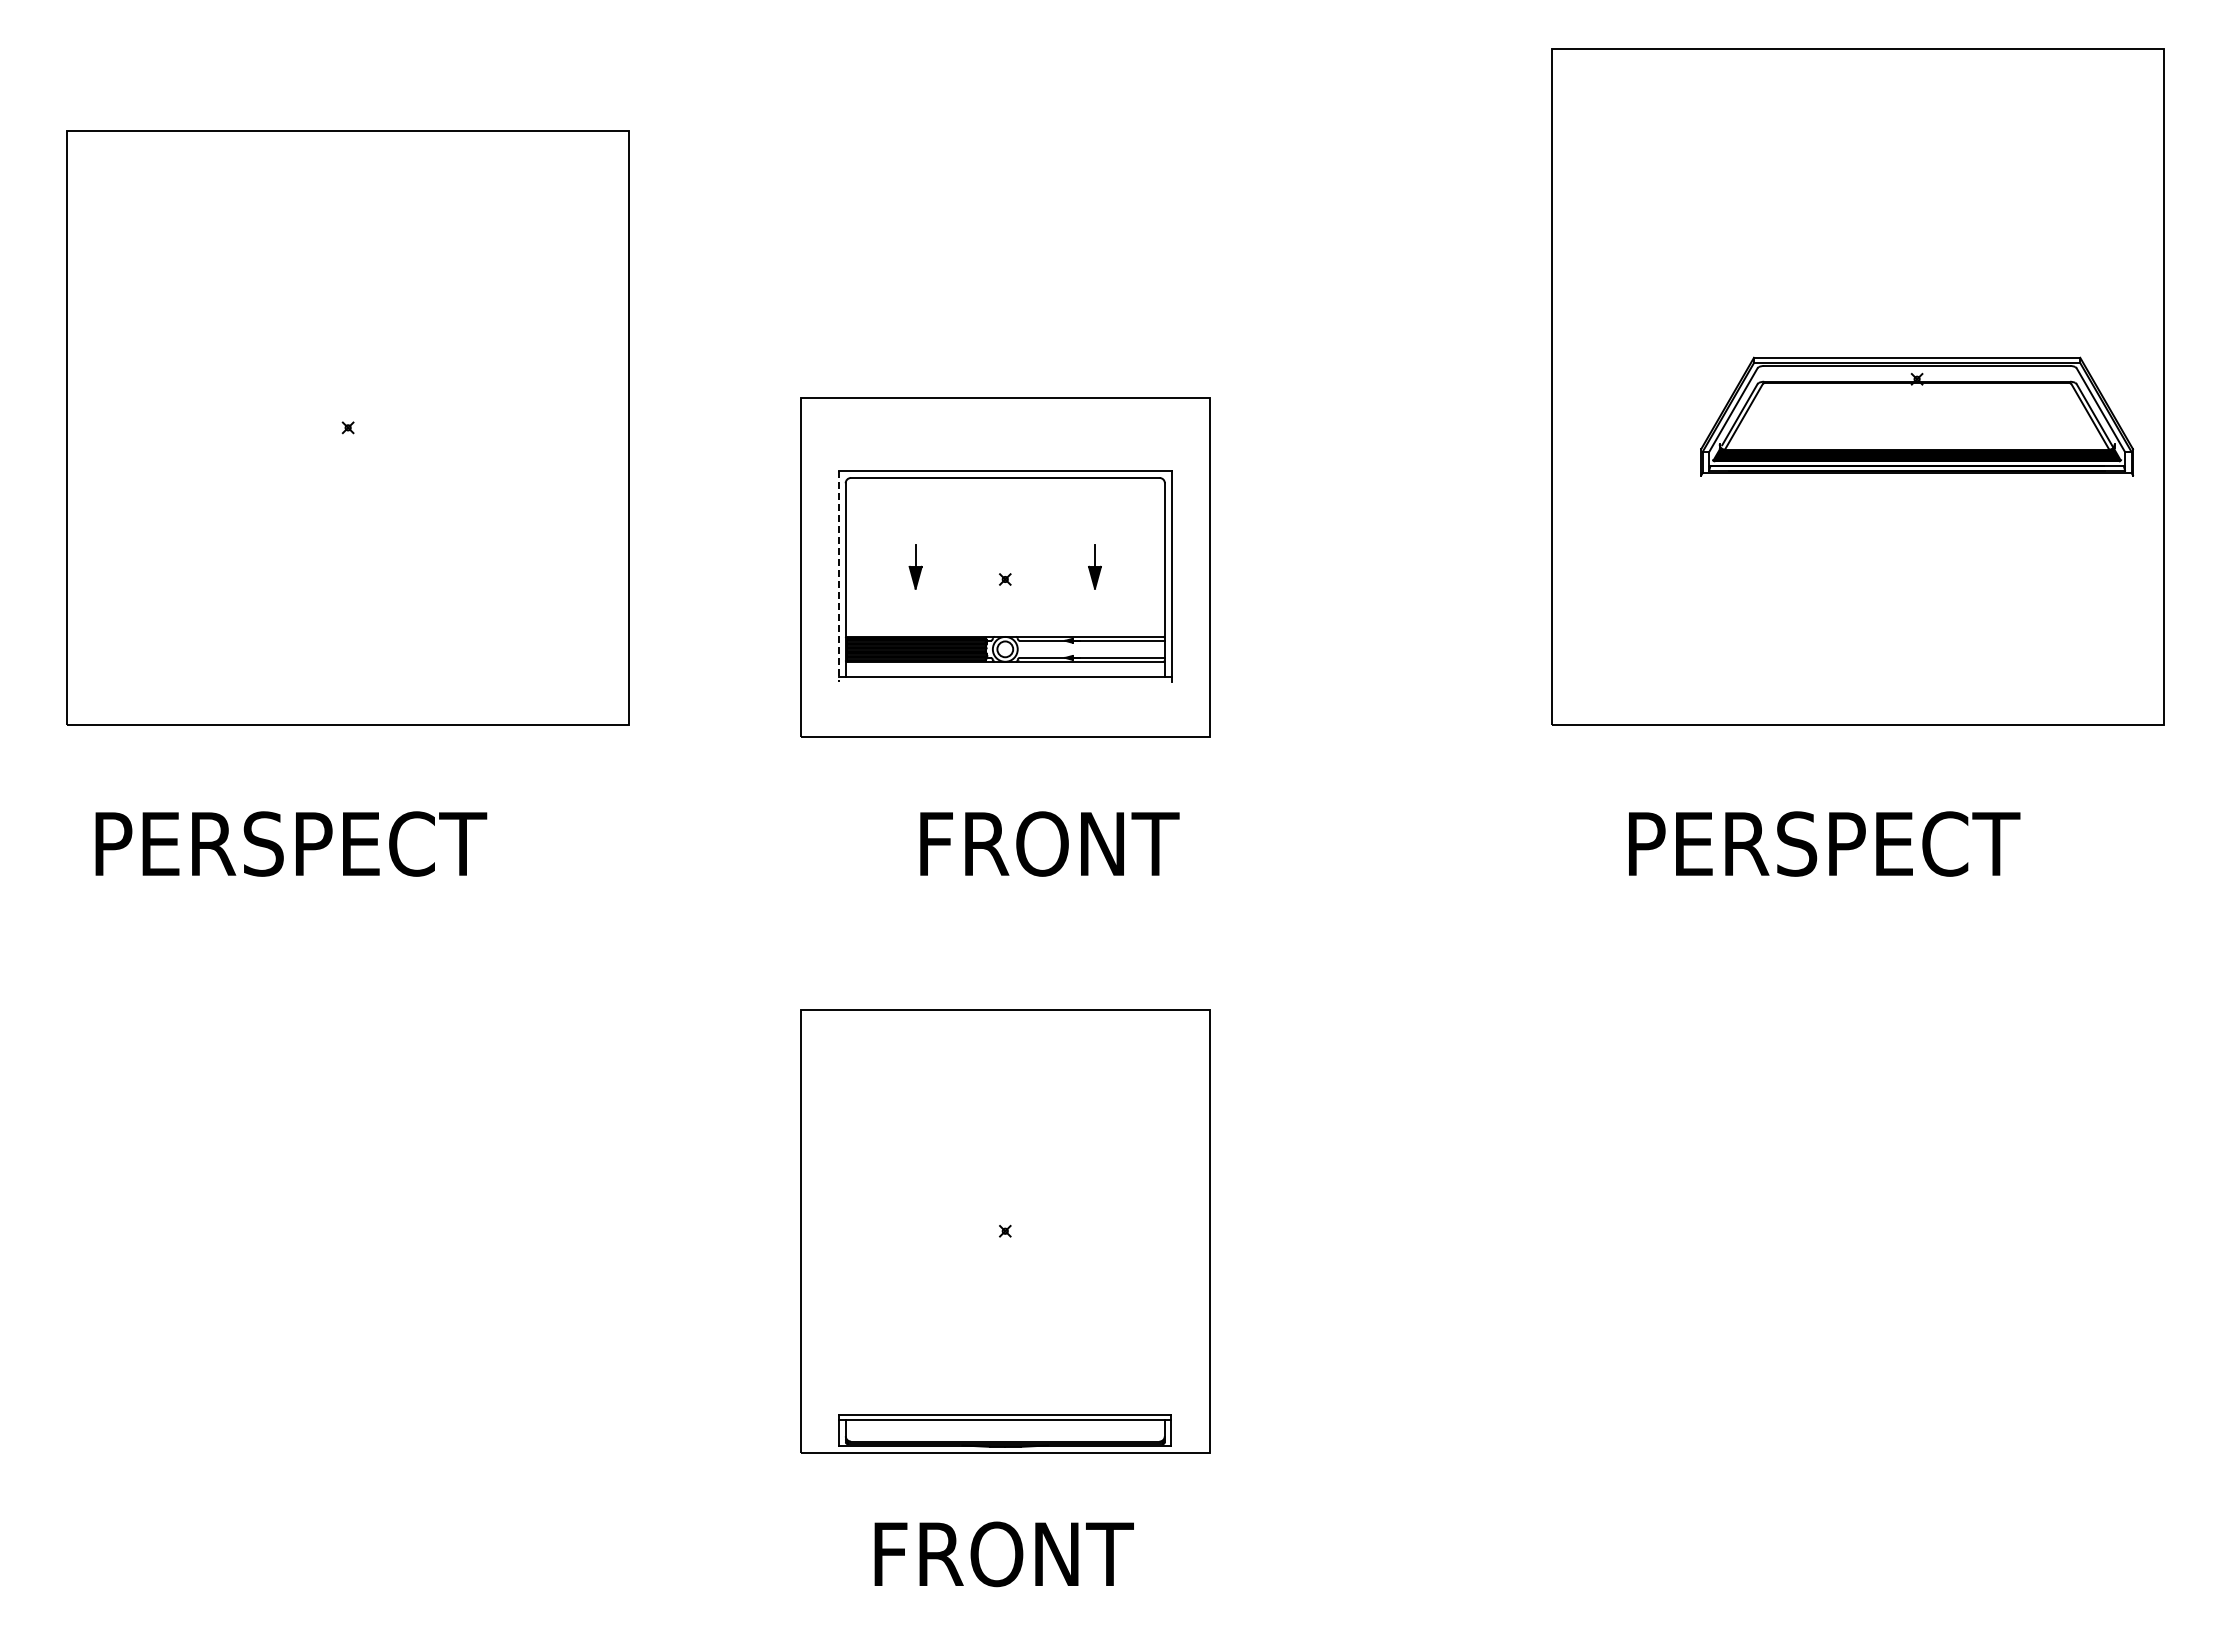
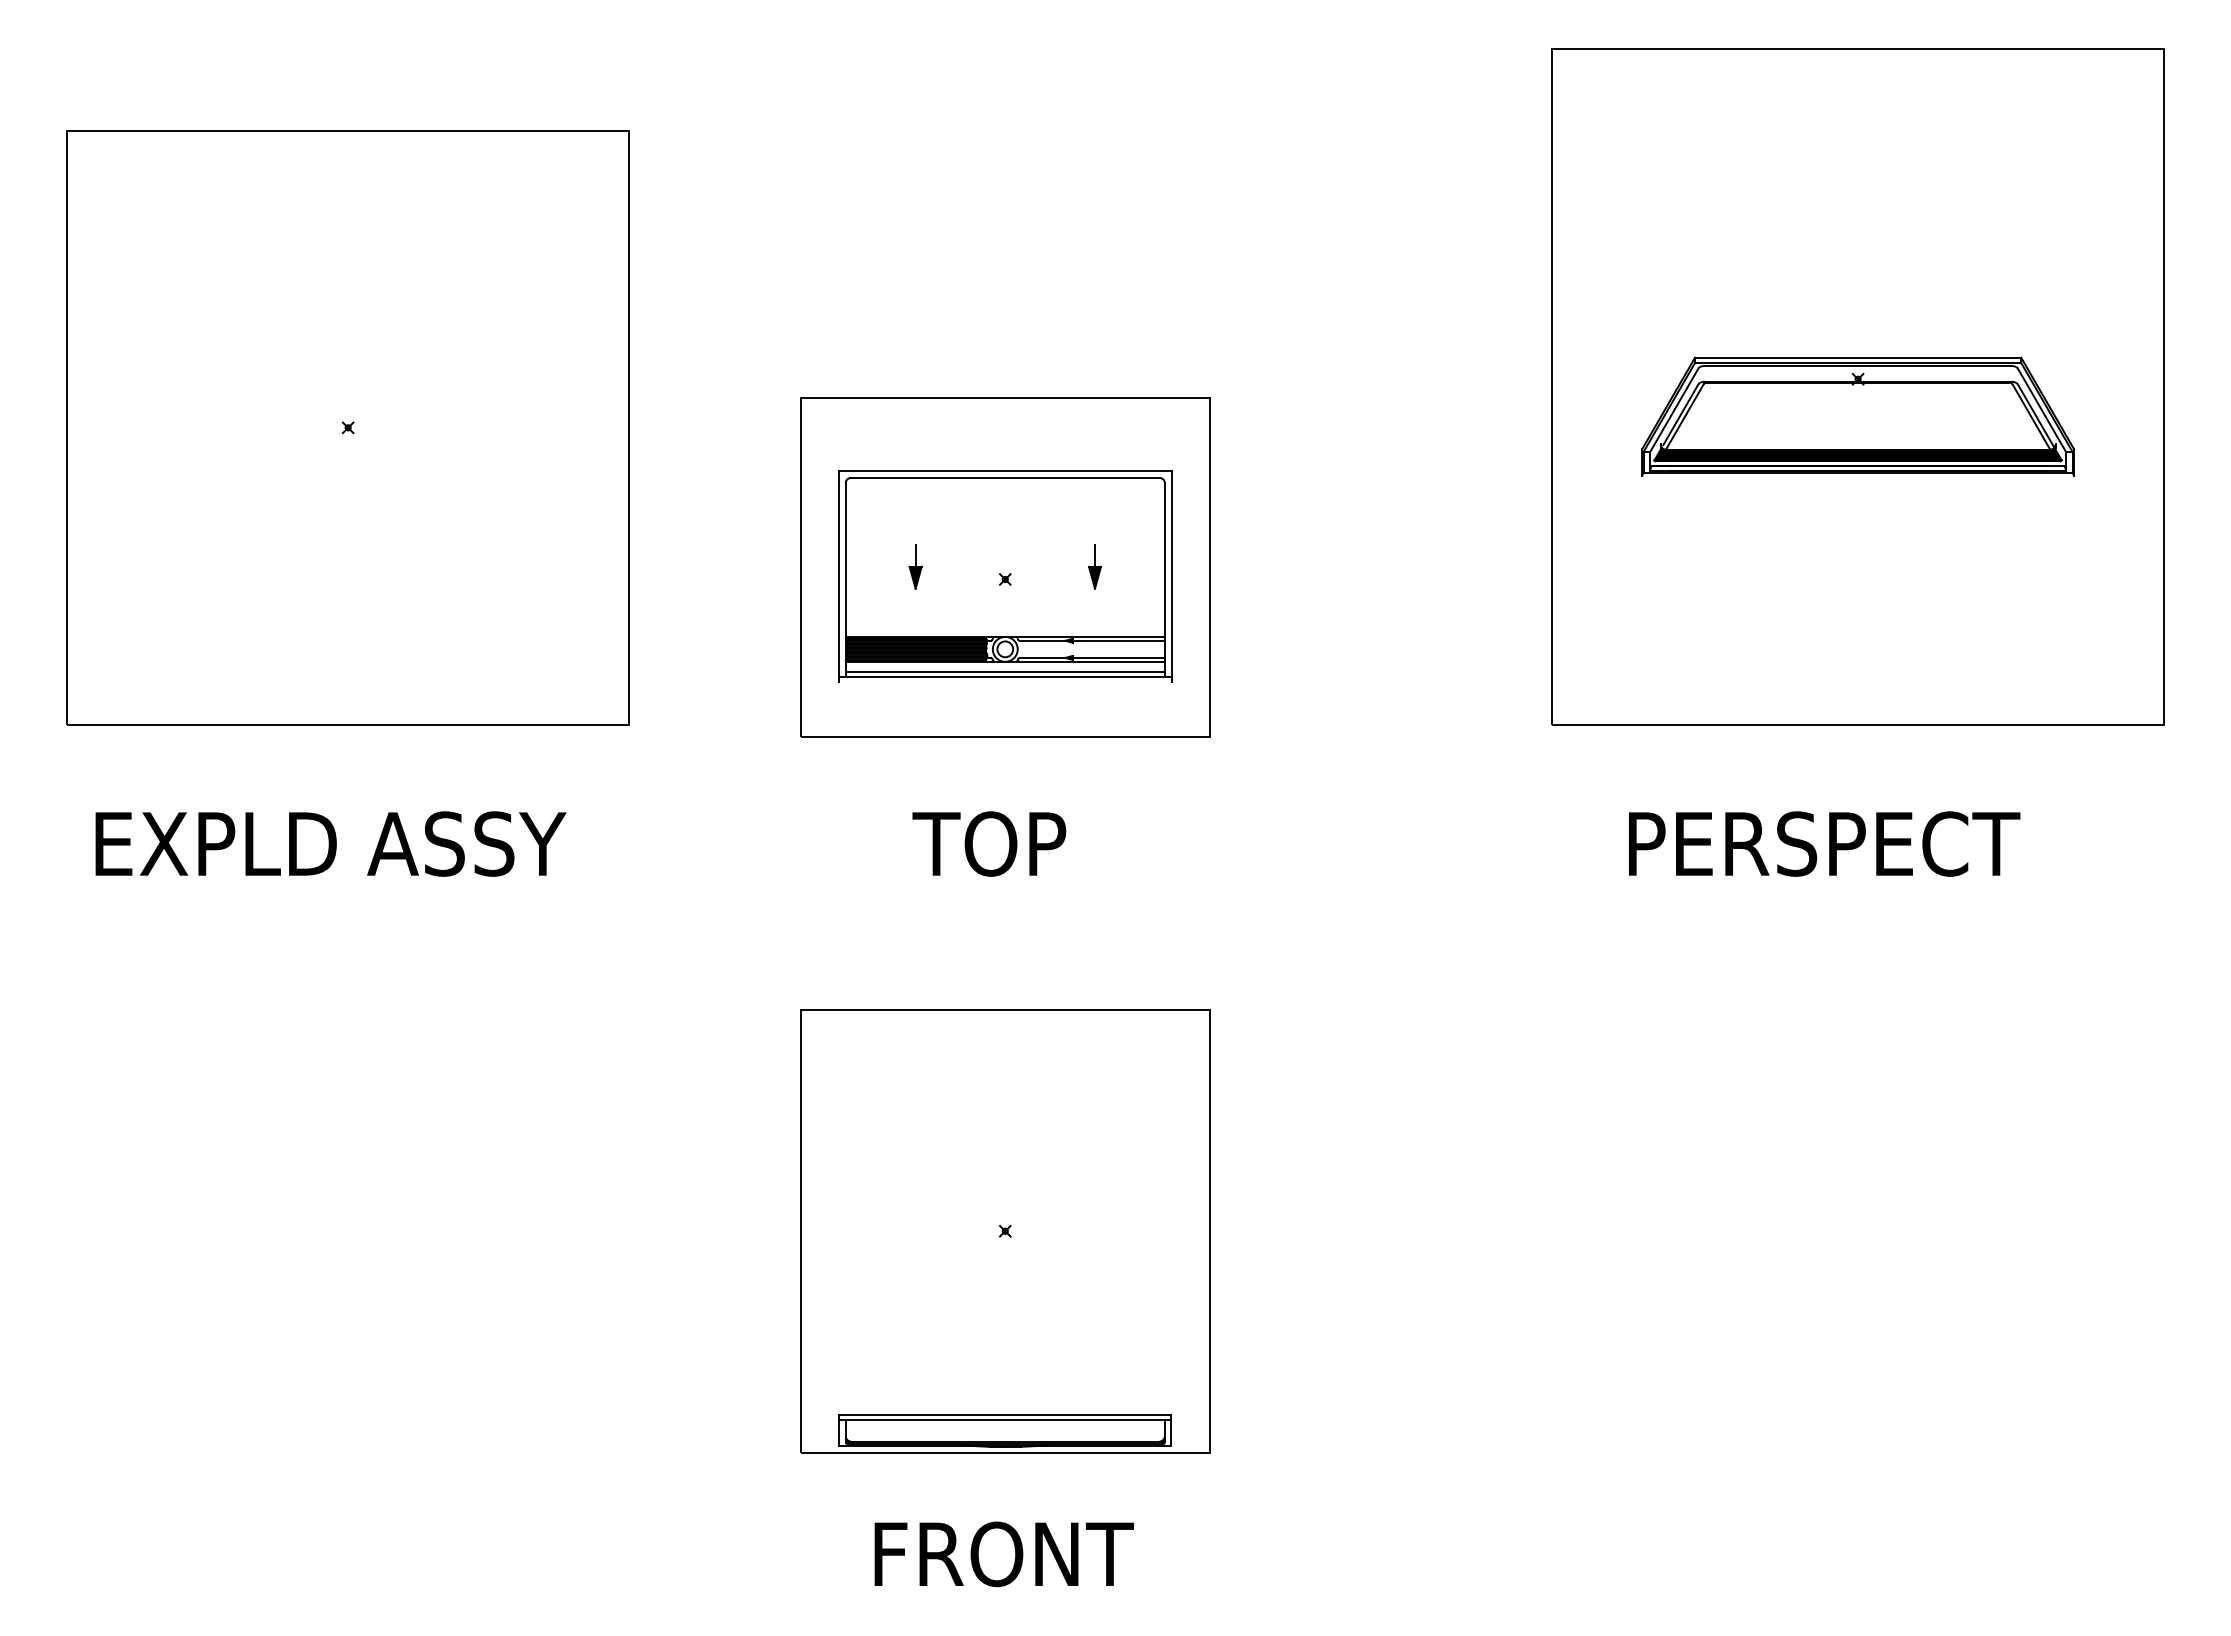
part position: (1917, 416) -> (1858, 416) (1858, 416)
line: dashed -> solid (839, 577)
line: none -> present (1004, 671)
text: PERSPECT -> EXPLD ASSY (334, 843)
text: FRONT -> TOP (1045, 843)
